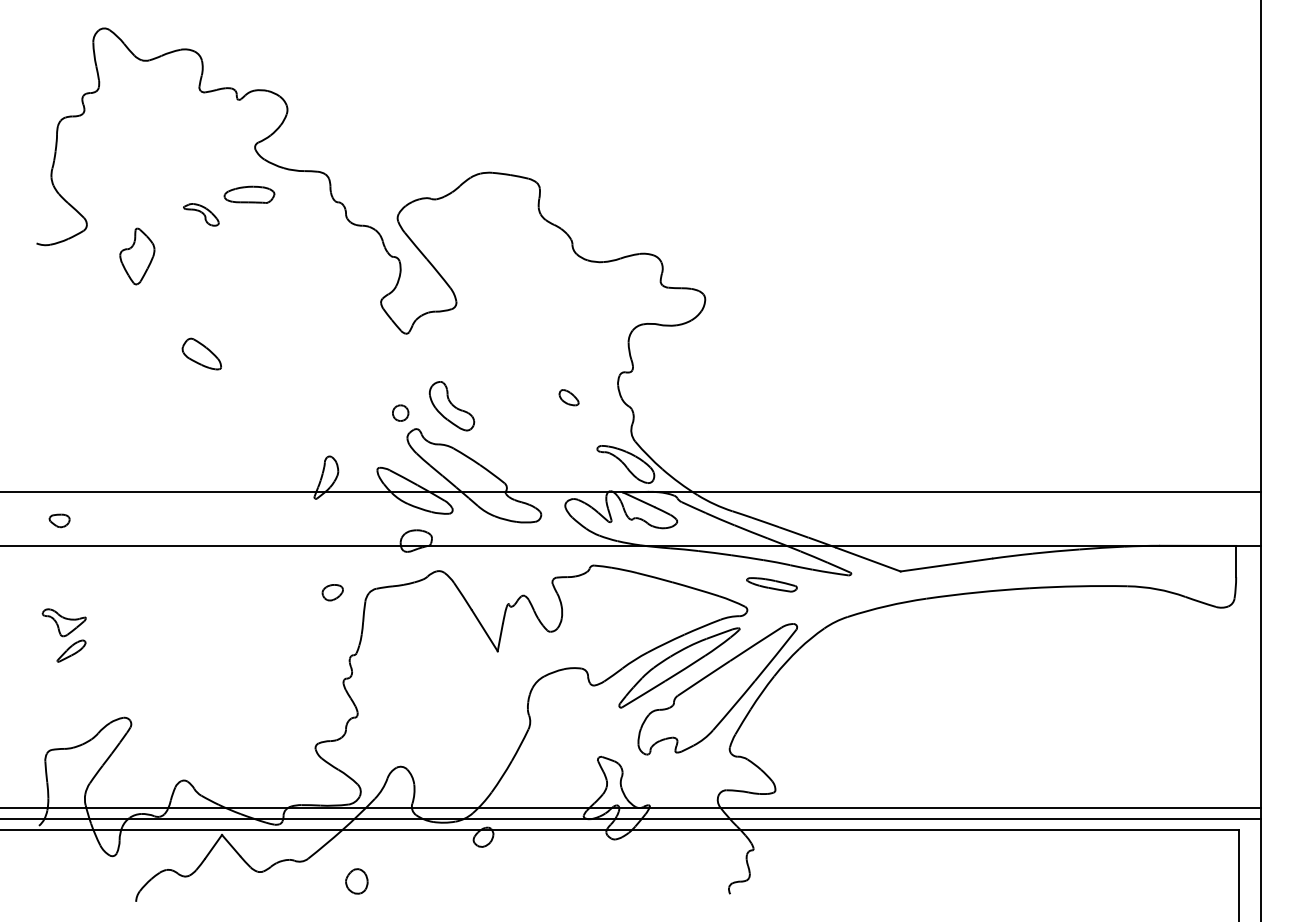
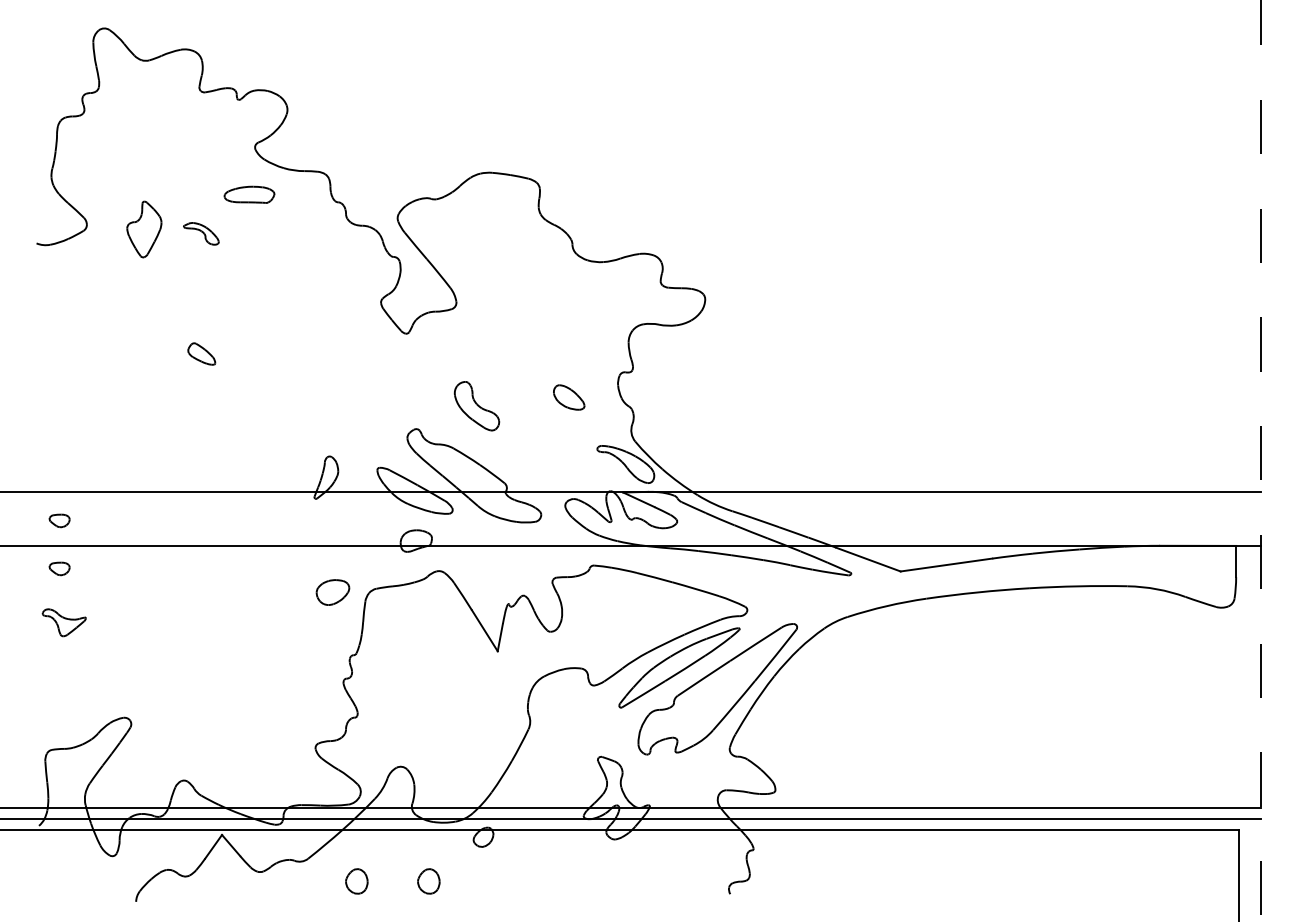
part position: (201, 214) -> (201, 233) (201, 233)
part position: (137, 256) -> (144, 229) (144, 229)
part size: 41x34 px -> 30x24 px (201, 353)
part size: 22x18 px -> 33x27 px (569, 397)
part position: (451, 406) -> (476, 406) (476, 406)
part: present -> none (400, 412)
line: solid -> dashed (1261, 461)
part: none -> present (59, 568)
part: present -> none (771, 584)
part size: 23x18 px -> 36x27 px (332, 592)
part: present -> none (71, 650)
part: none -> present (428, 881)
